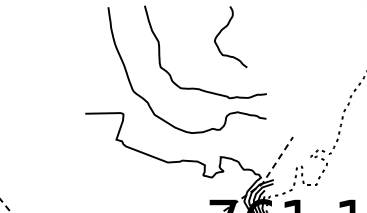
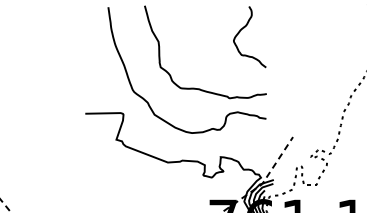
curve position: (225, 28) -> (244, 28) (244, 28)
